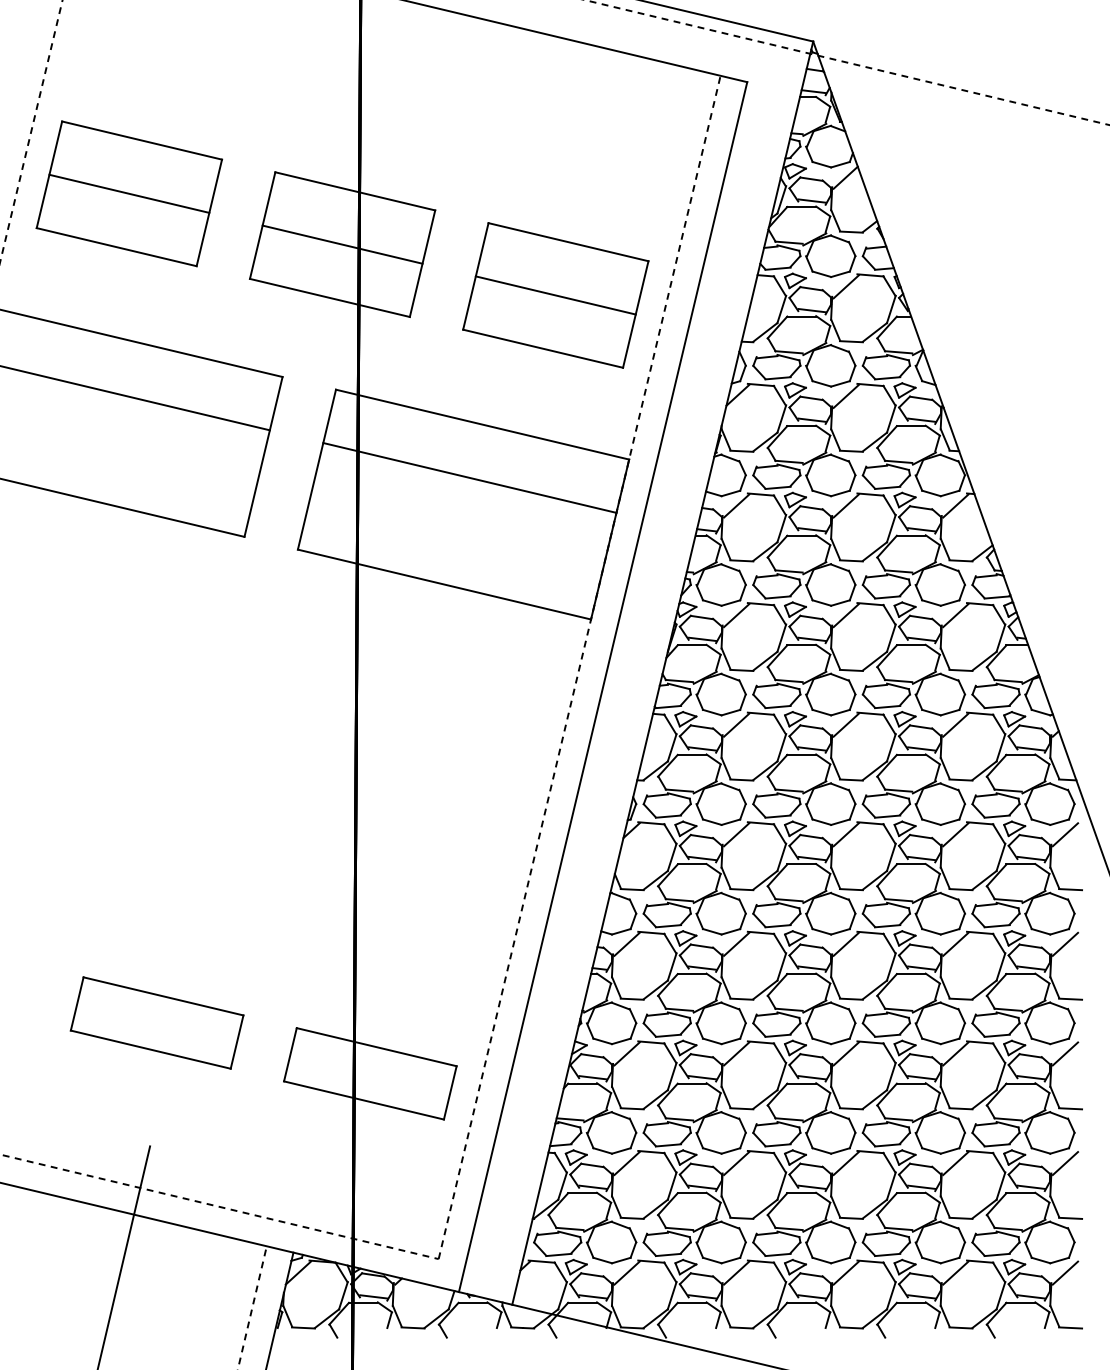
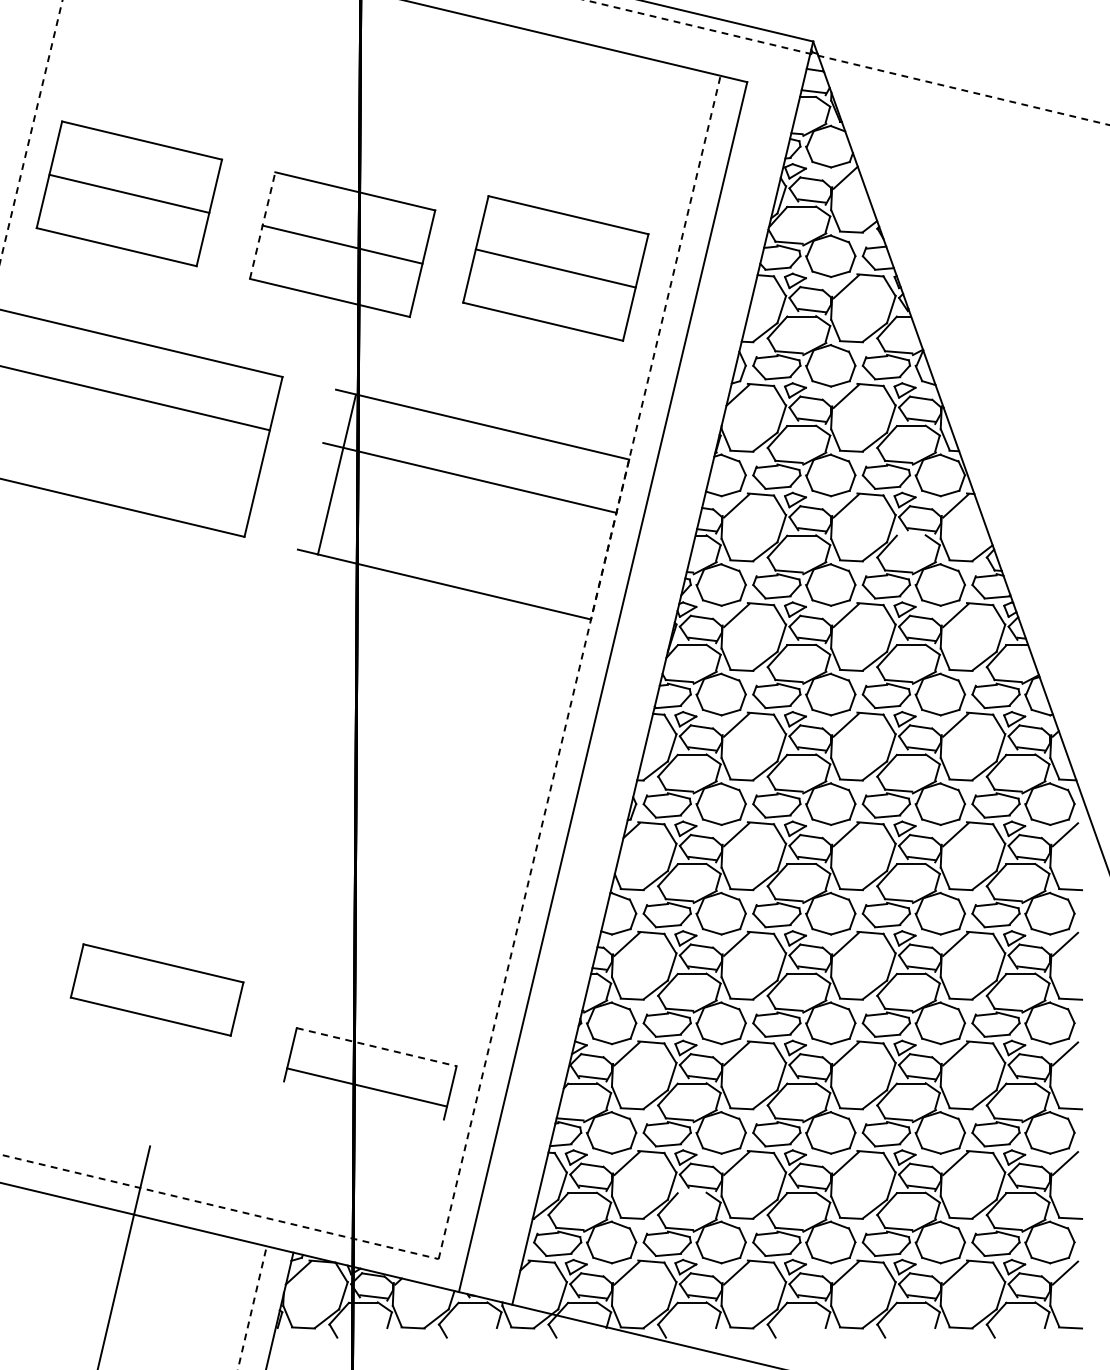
line: solid -> dashed (262, 225)
part position: (555, 295) -> (555, 268) (555, 268)
line position: (316, 469) -> (336, 474) (336, 474)
line: present -> none (910, 535)
line: solid -> dashed (610, 540)
part position: (156, 1022) -> (156, 989) (156, 989)
line: solid -> dashed (377, 1047)
line position: (363, 1100) -> (366, 1087) (366, 1087)
line: present -> none (691, 1193)
